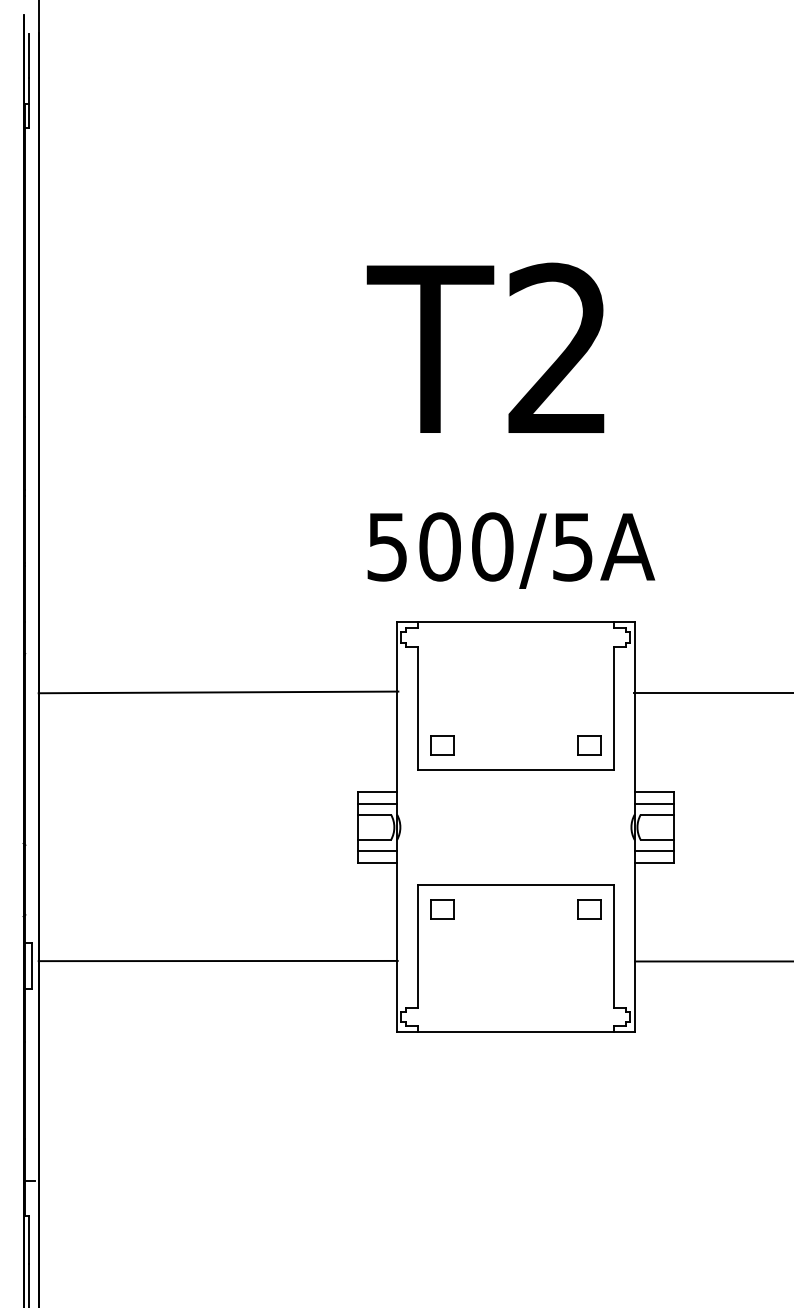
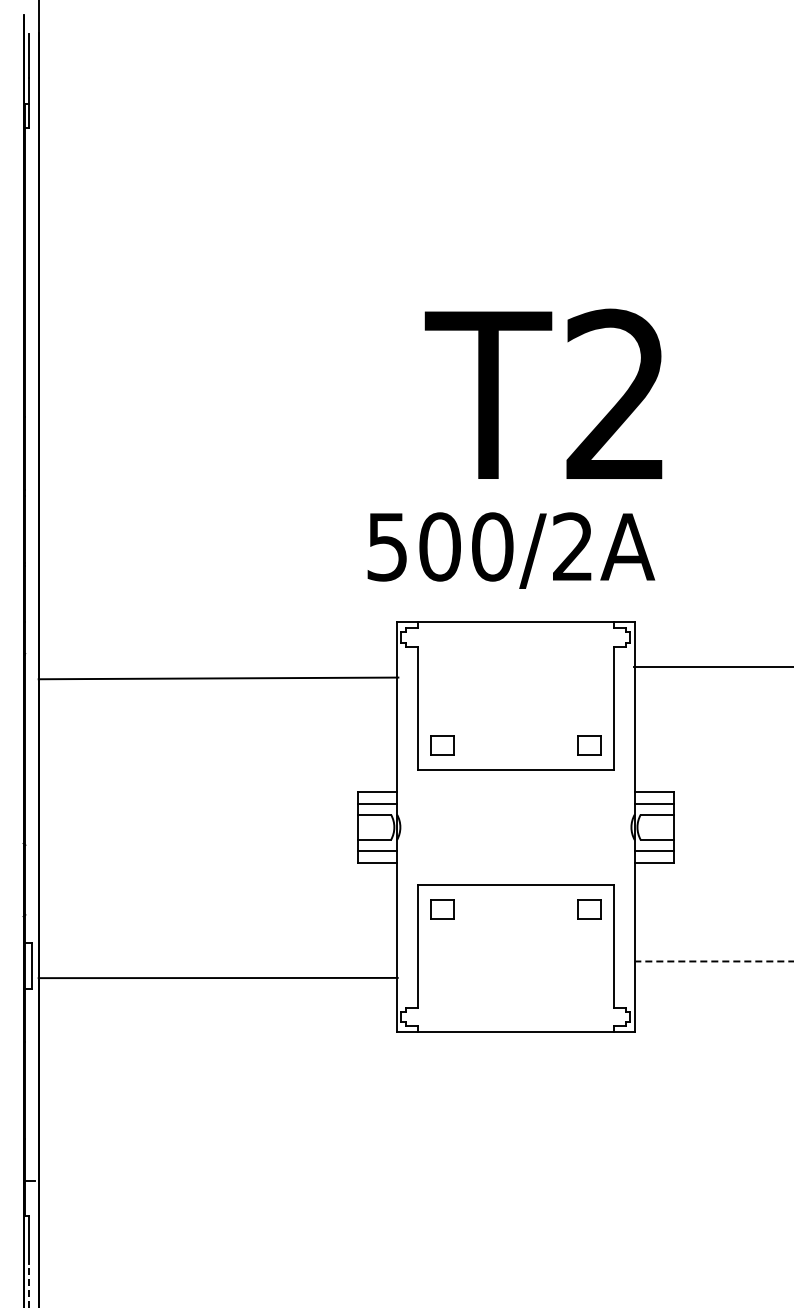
text position: (485, 347) -> (543, 393) (543, 393)
text: 500/5A -> 500/2A (572, 546)
line position: (218, 692) -> (218, 678) (218, 678)
line position: (712, 693) -> (712, 667) (712, 667)
line position: (217, 960) -> (217, 977) (217, 977)
line: solid -> dashed (714, 961)
line: solid -> dashed (28, 1285)
